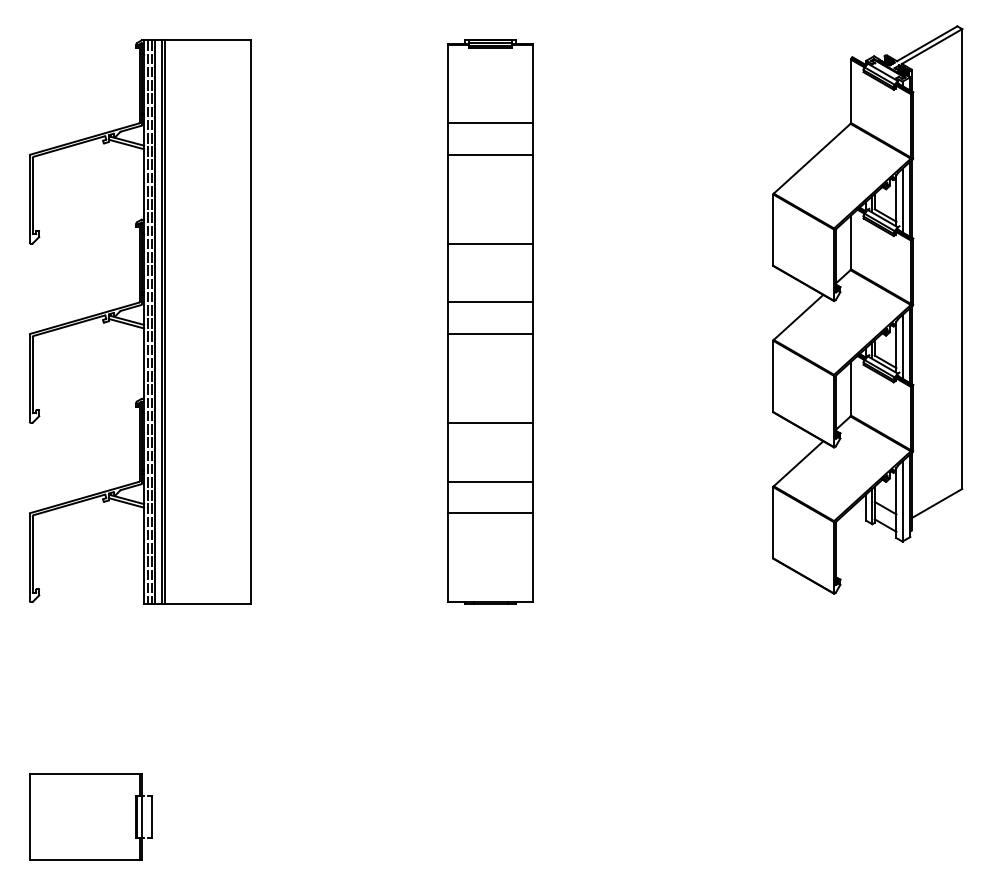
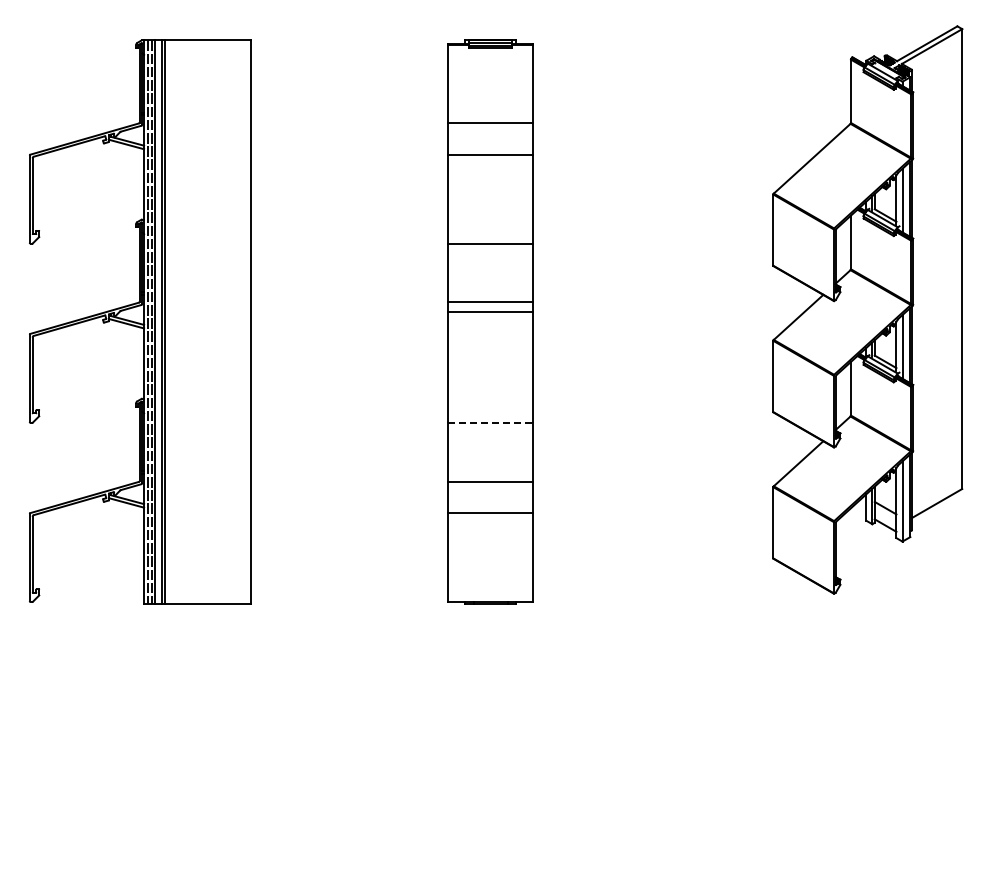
line position: (490, 334) -> (490, 312) (490, 312)
line: solid -> dashed (490, 422)
part: present -> none (90, 816)
